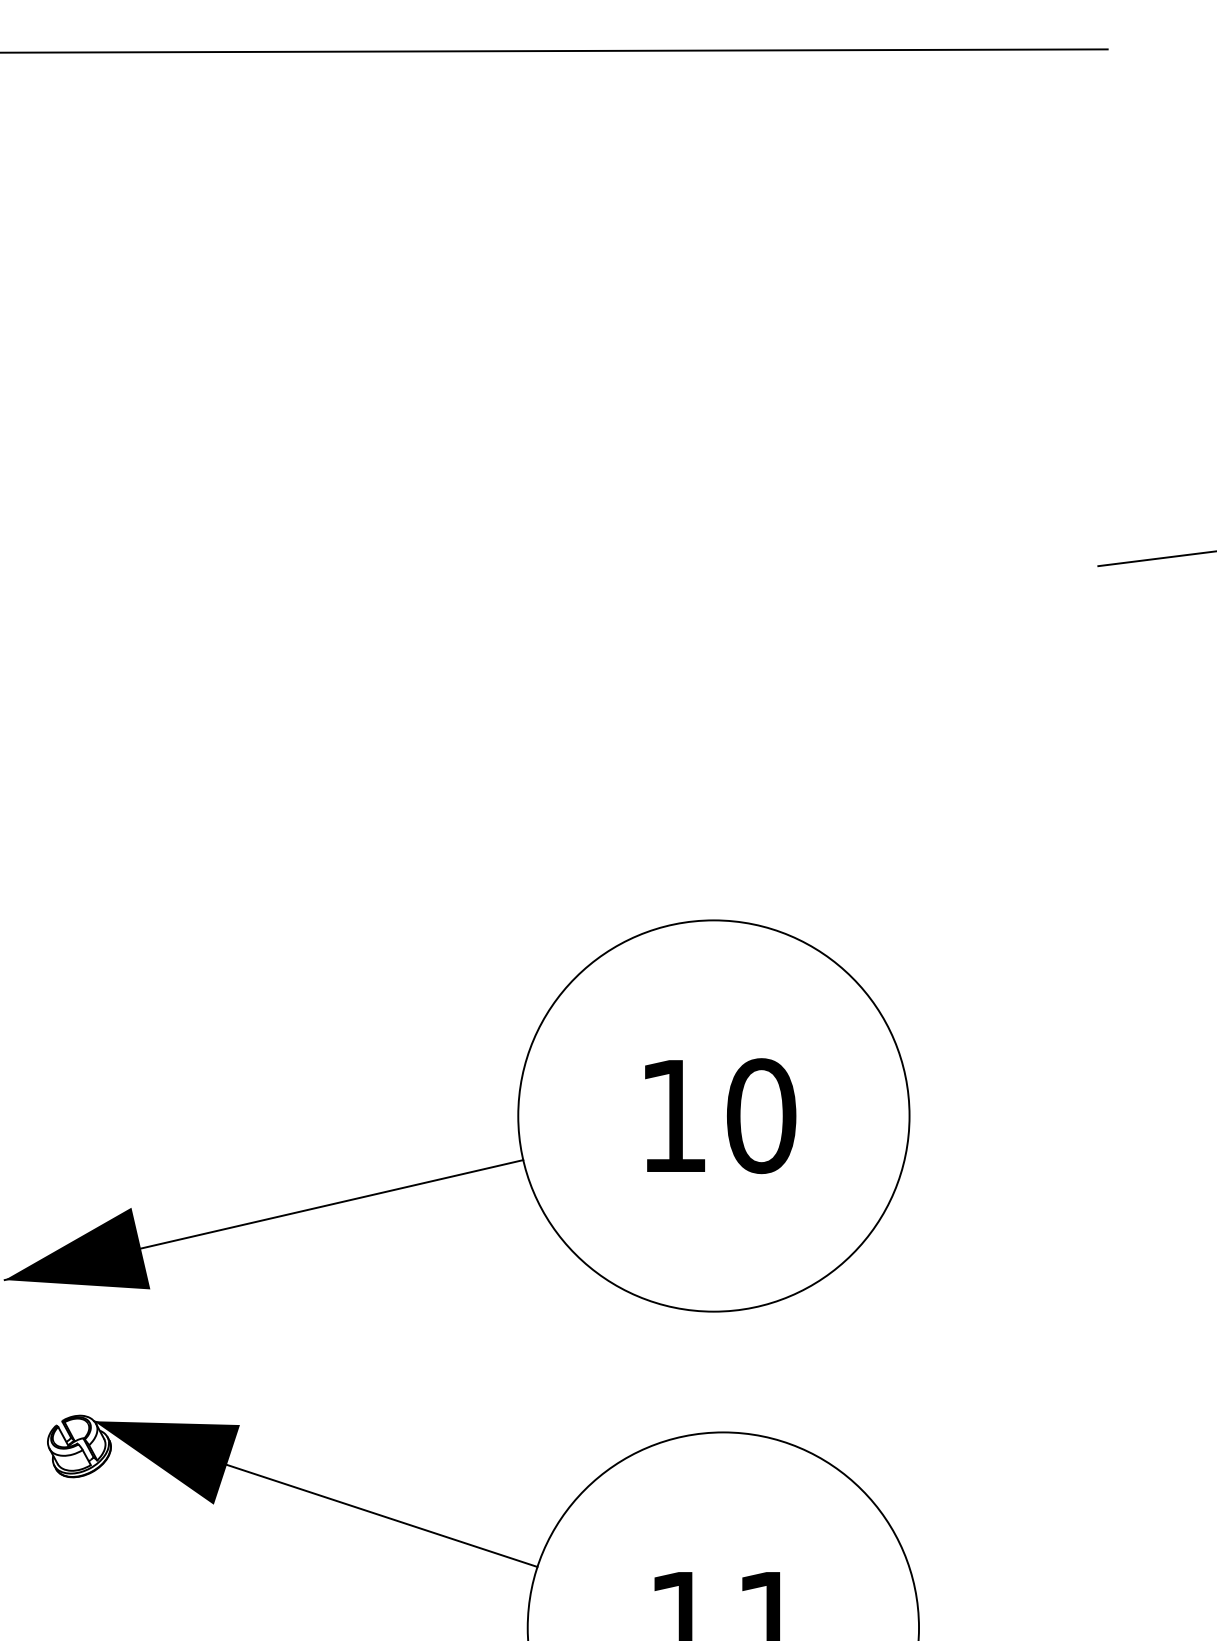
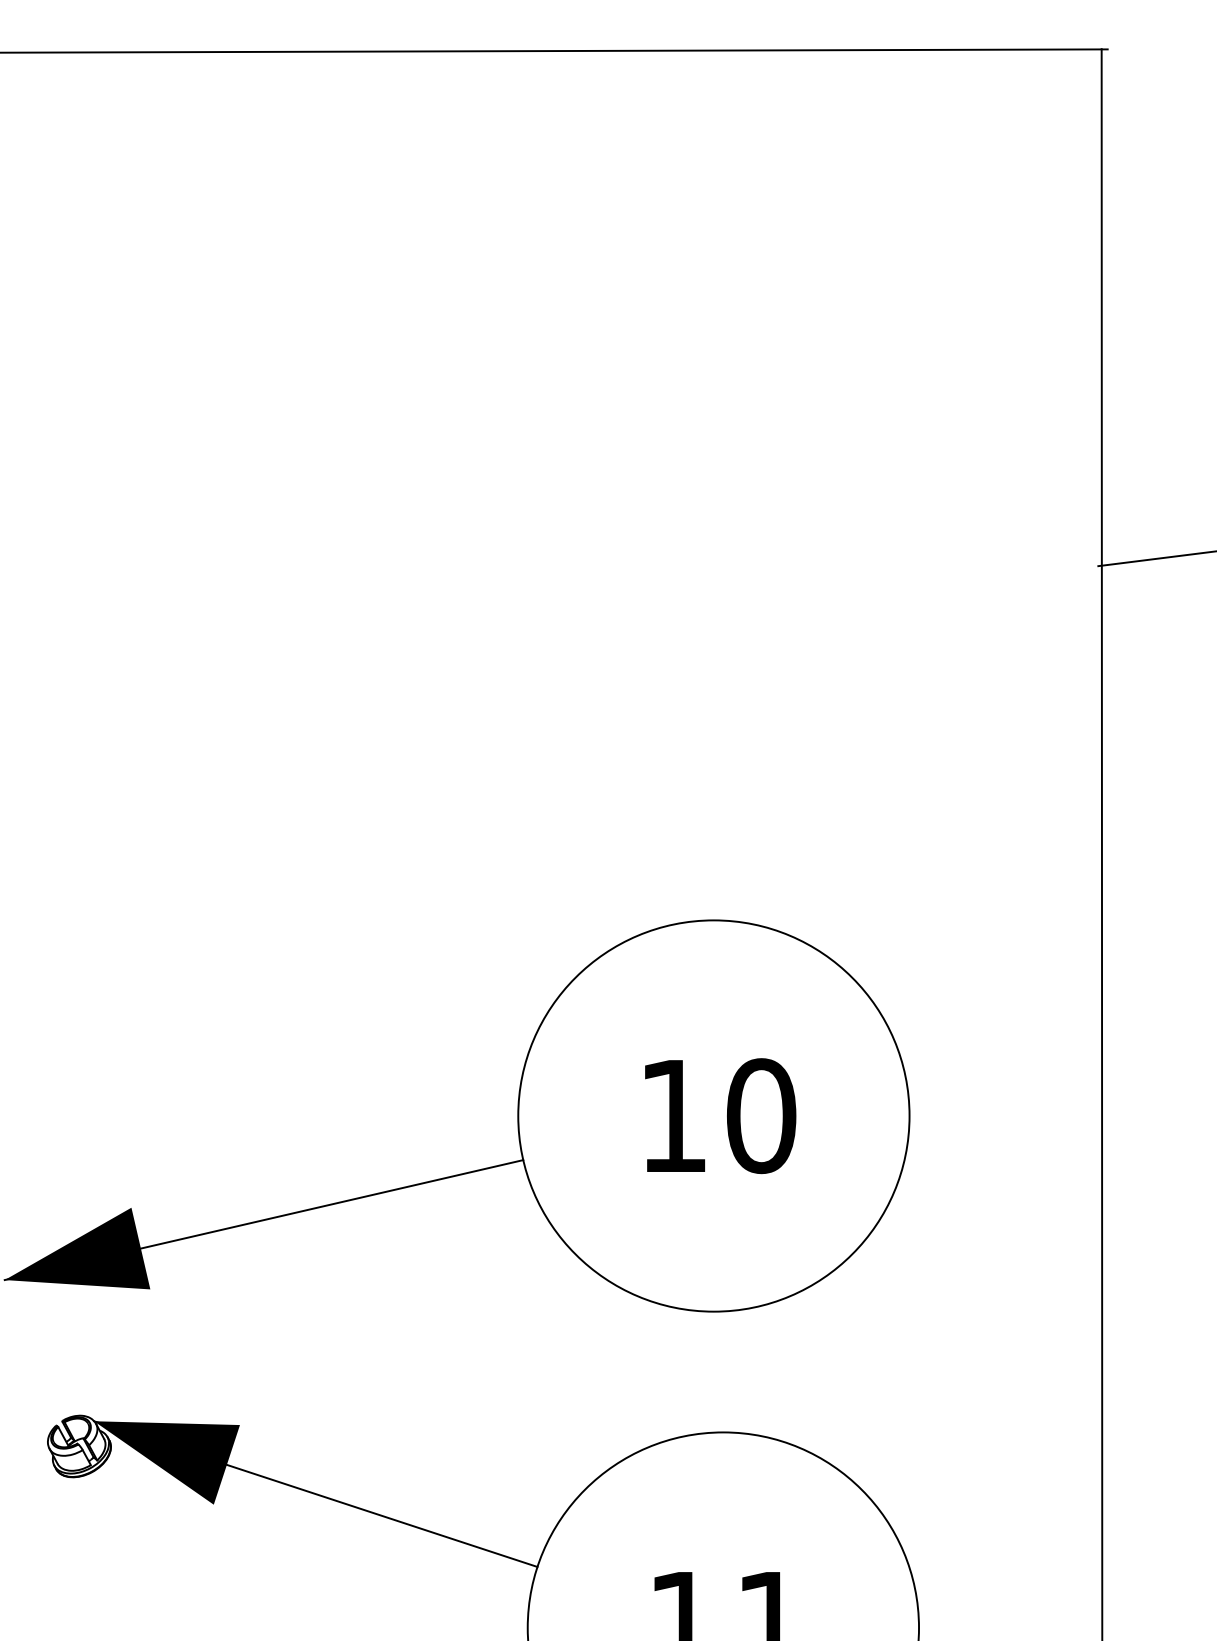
line: none -> present (1101, 843)
